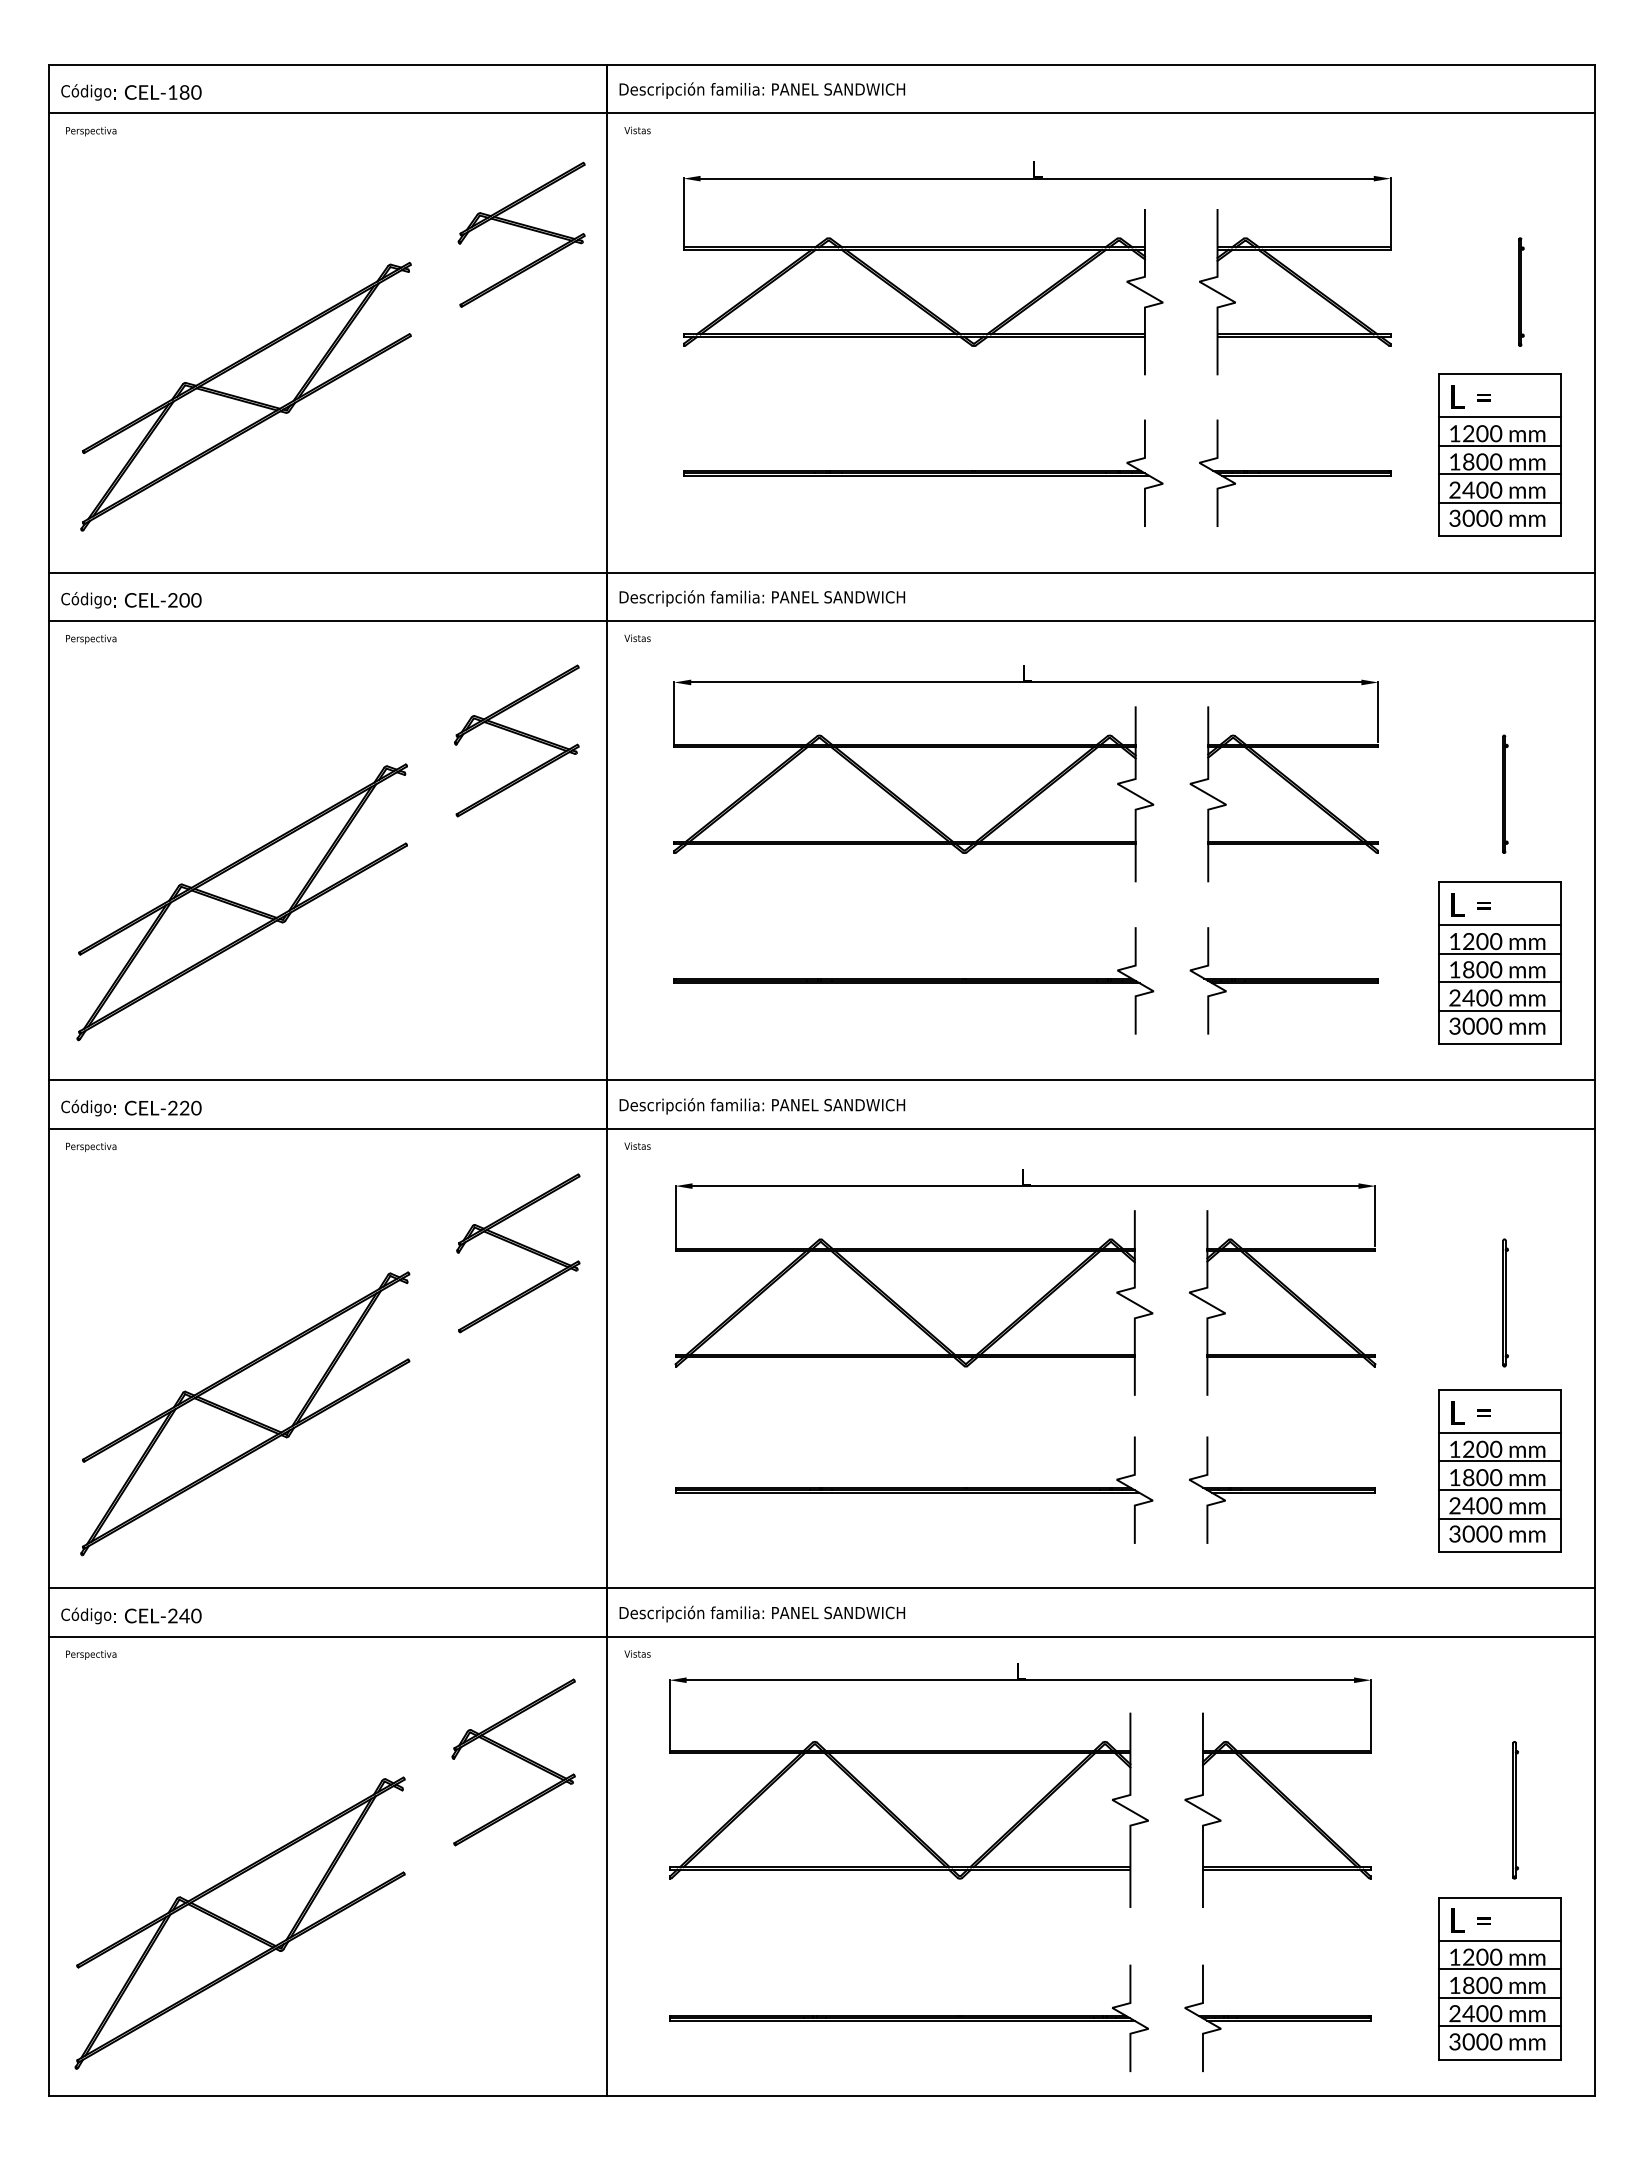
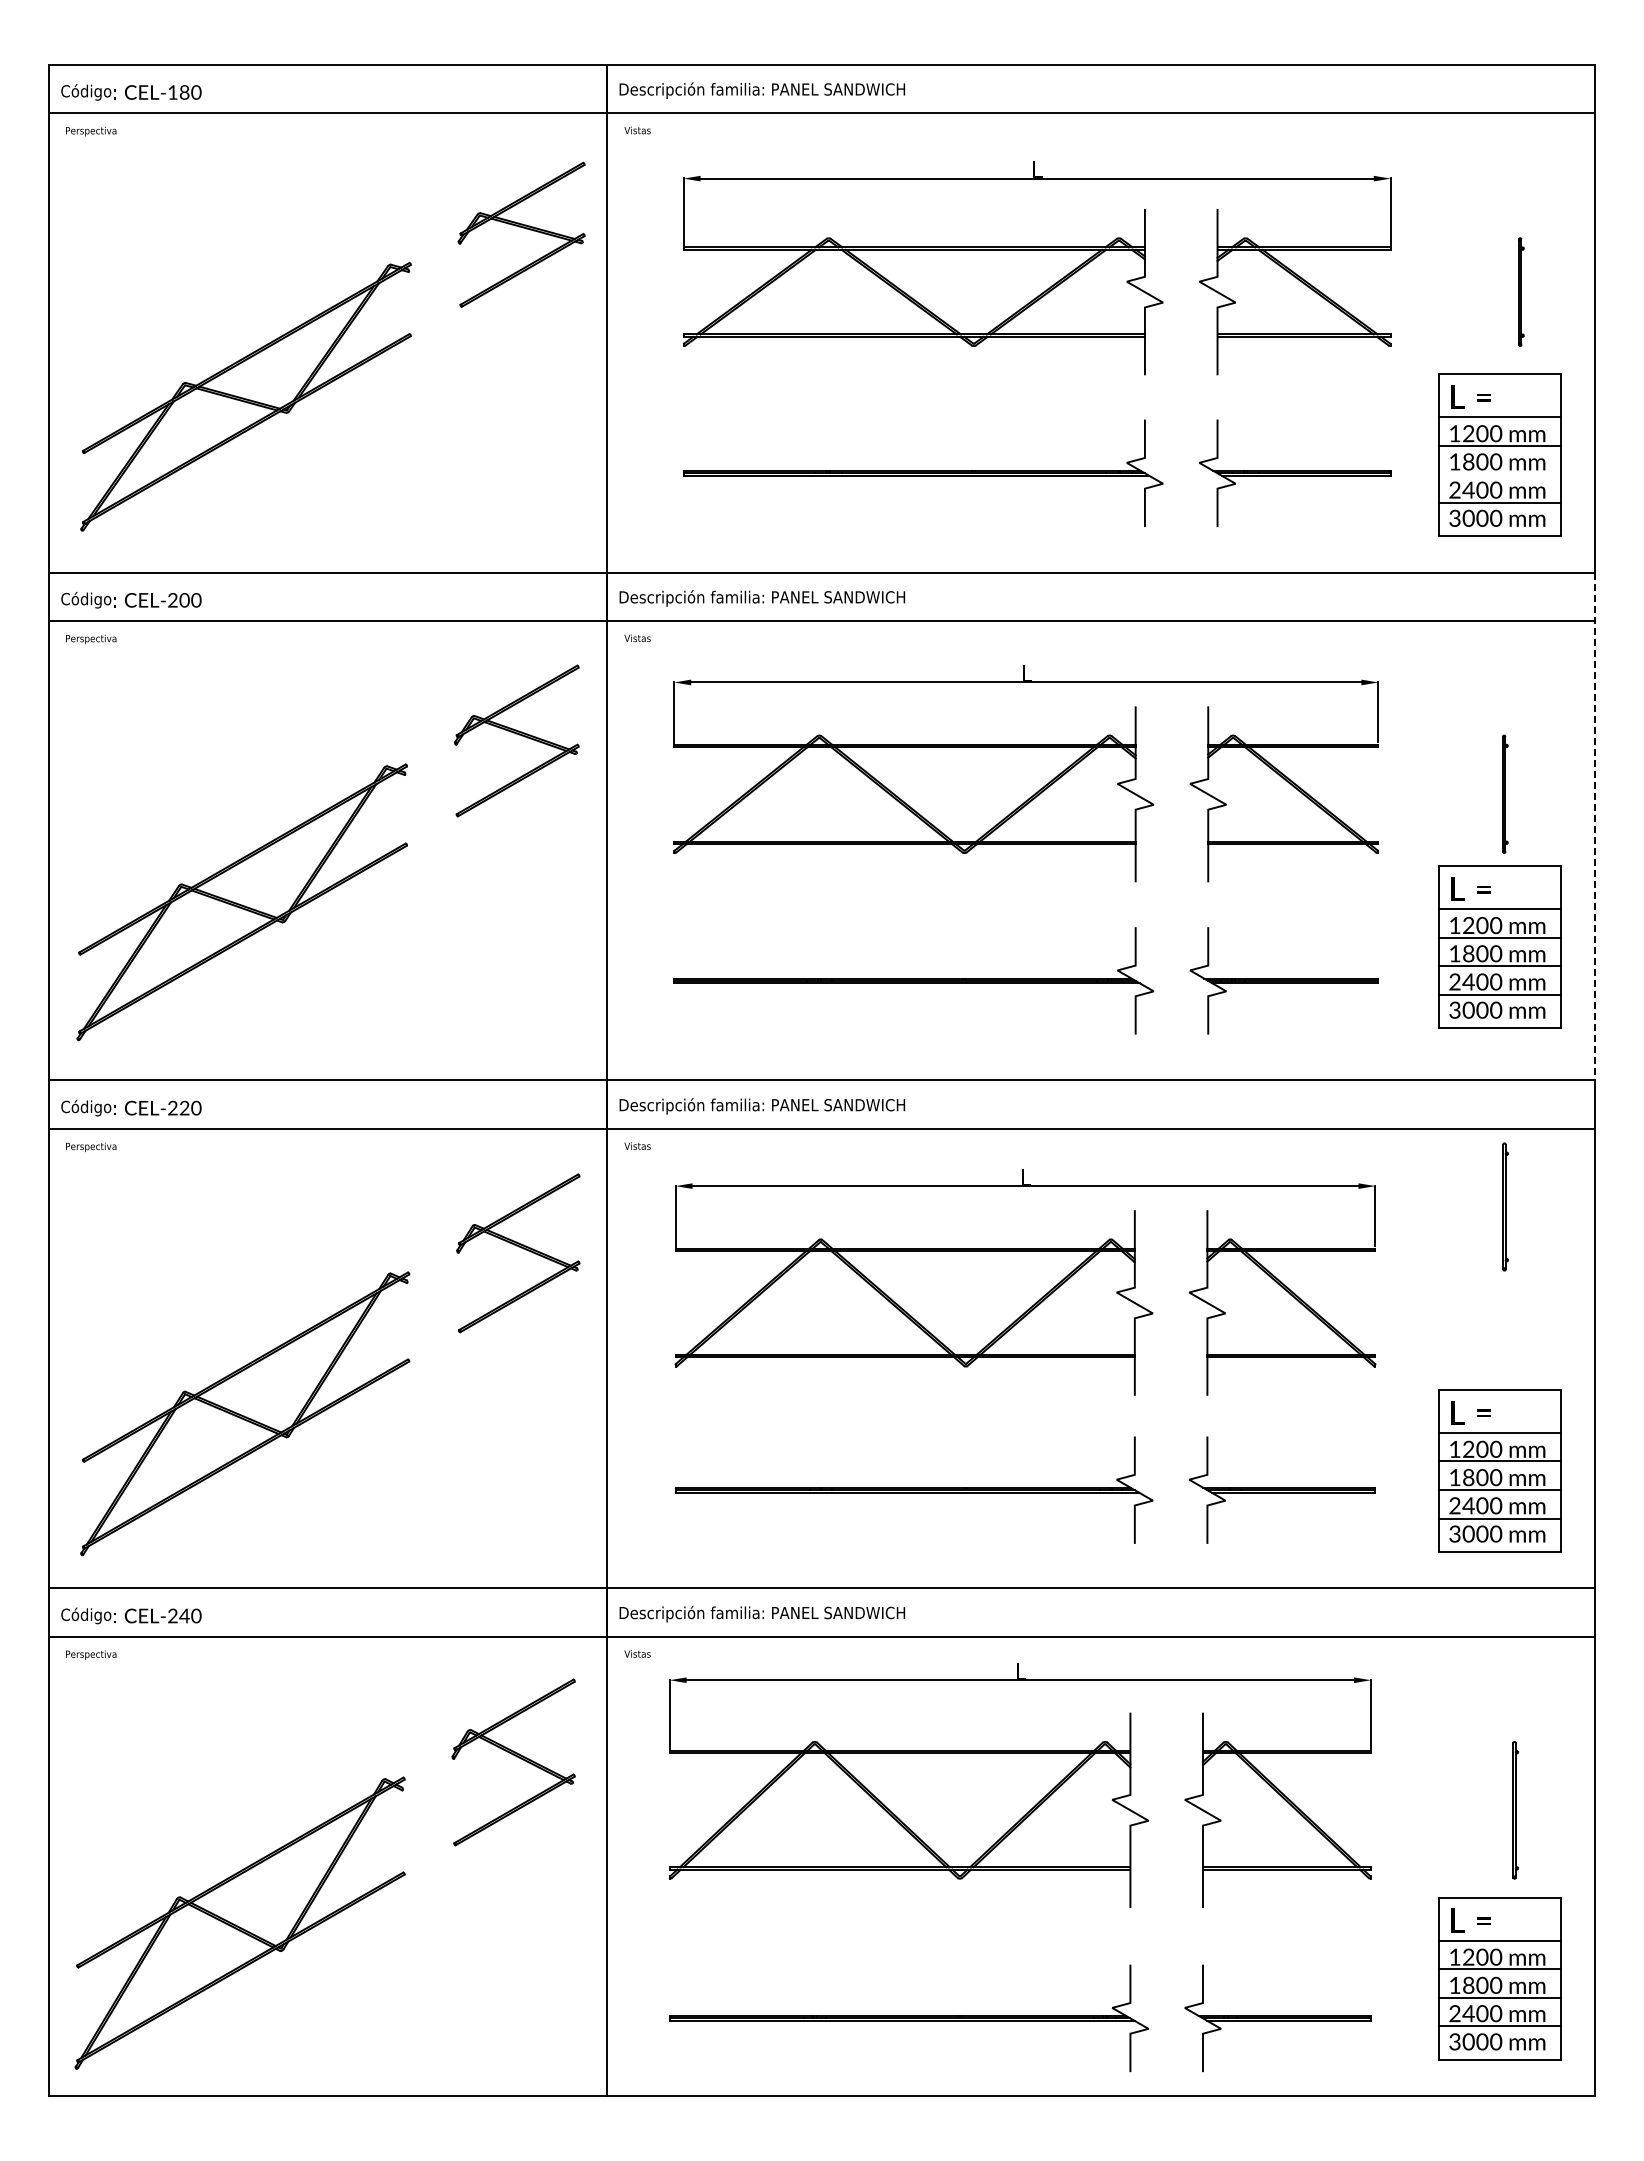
line: present -> none (1499, 474)
line: solid -> dashed (1594, 826)
part position: (1499, 962) -> (1499, 946) (1499, 946)
part position: (1505, 1302) -> (1505, 1206) (1505, 1206)
